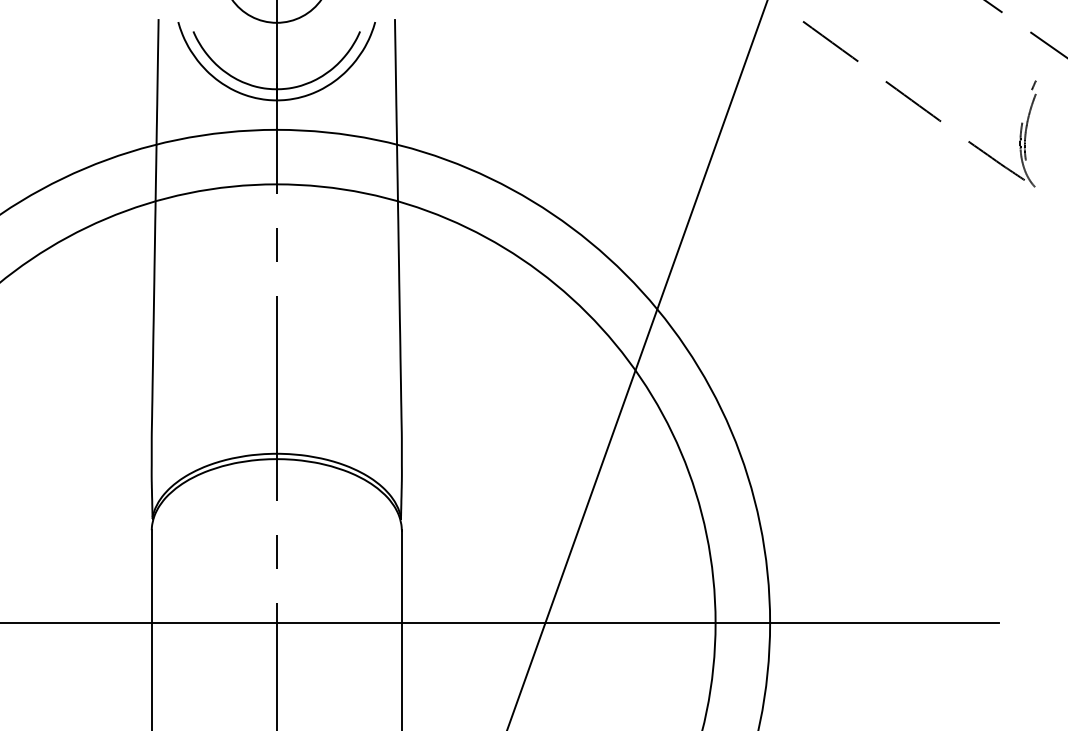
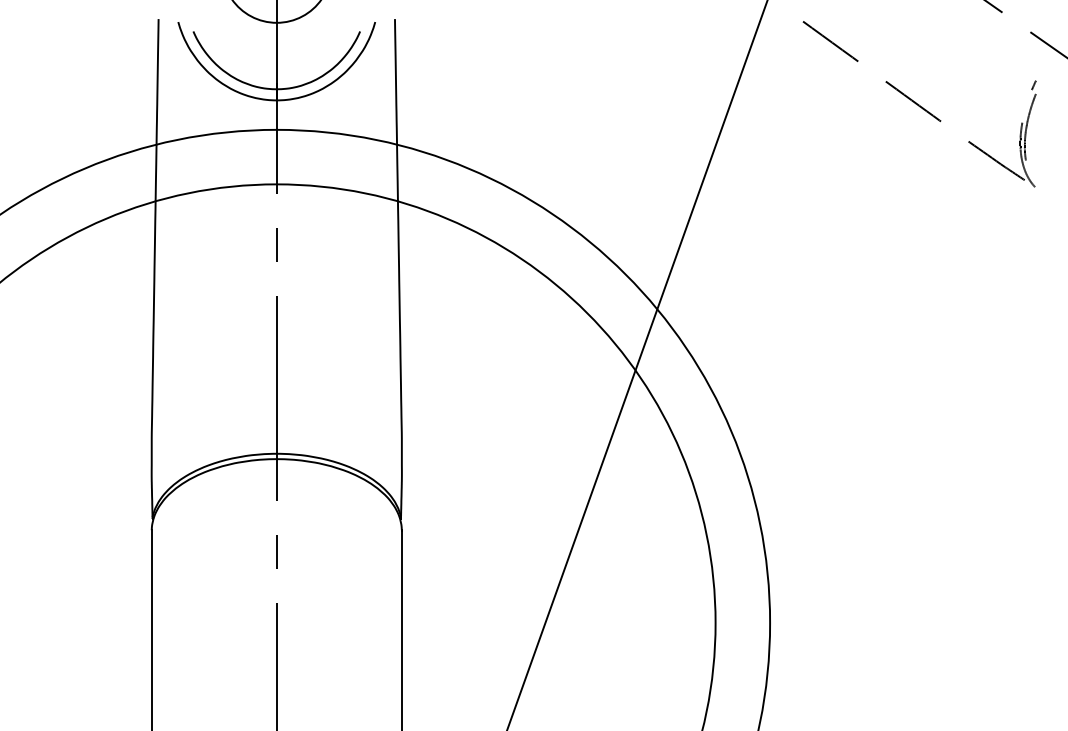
line: present -> none (500, 623)
